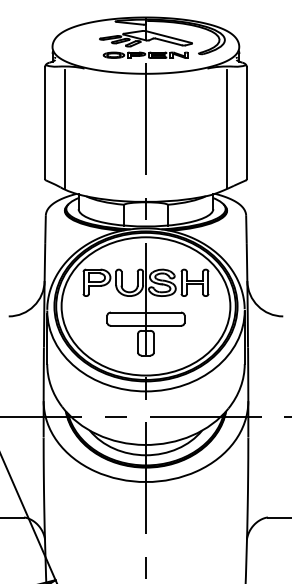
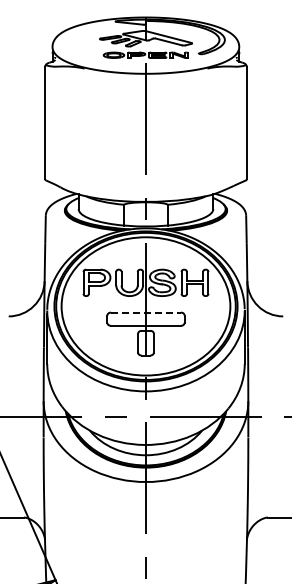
line: present -> none (65, 128)
line: present -> none (226, 128)
line: solid -> dashed (146, 312)
